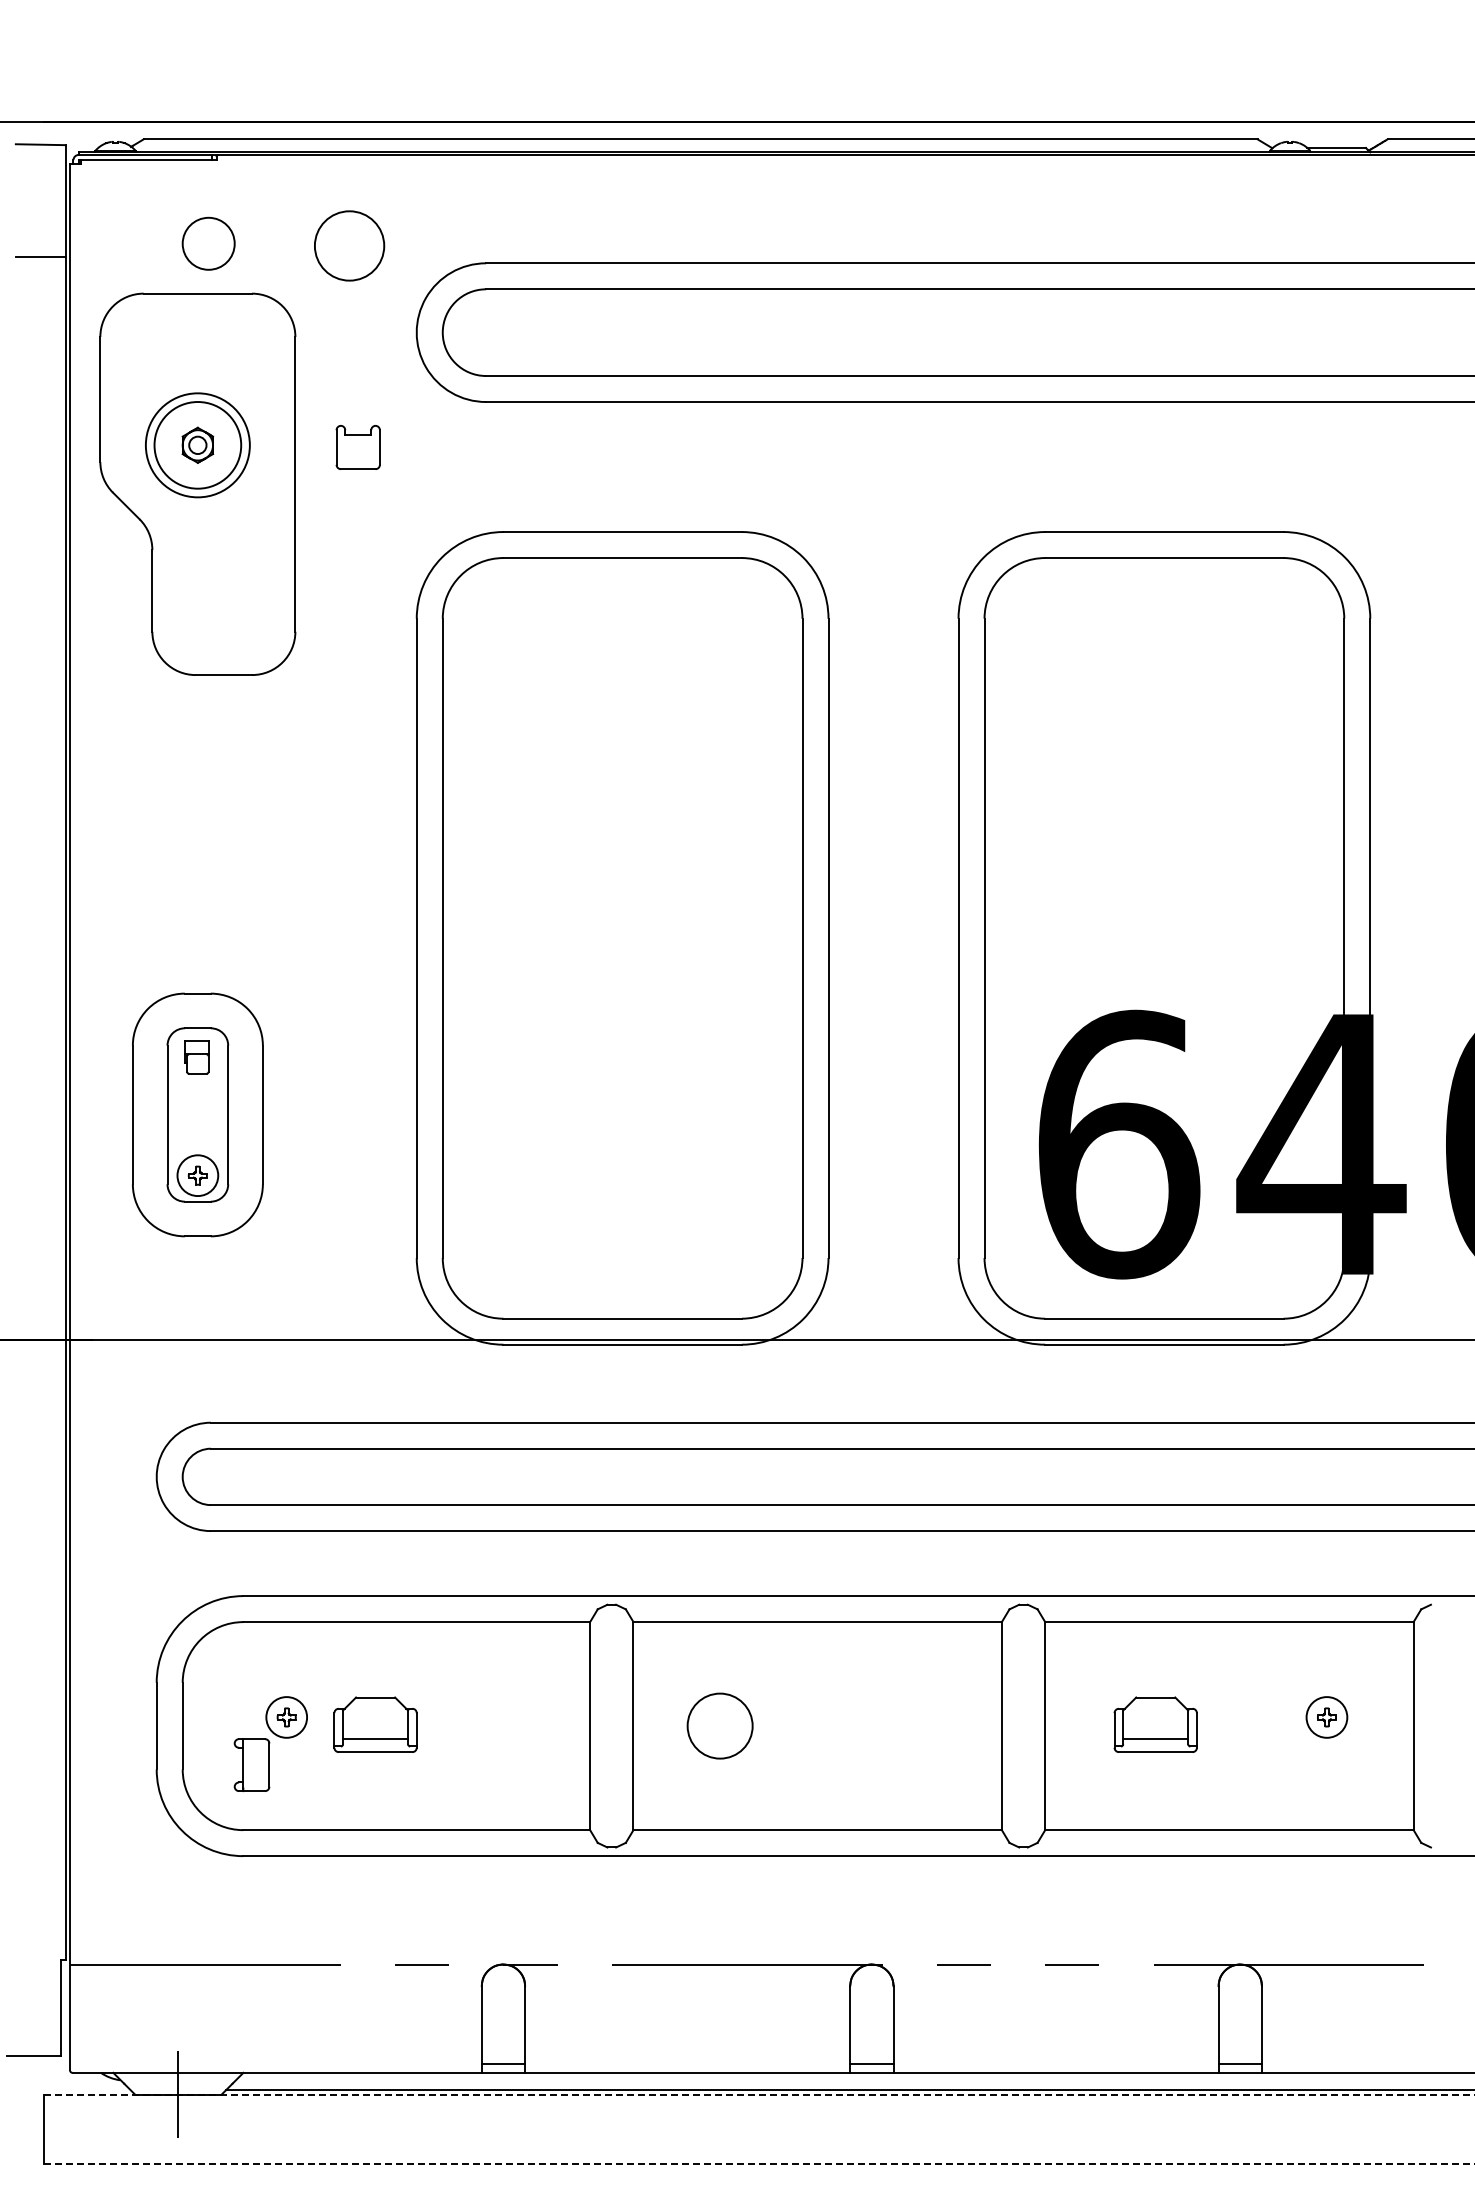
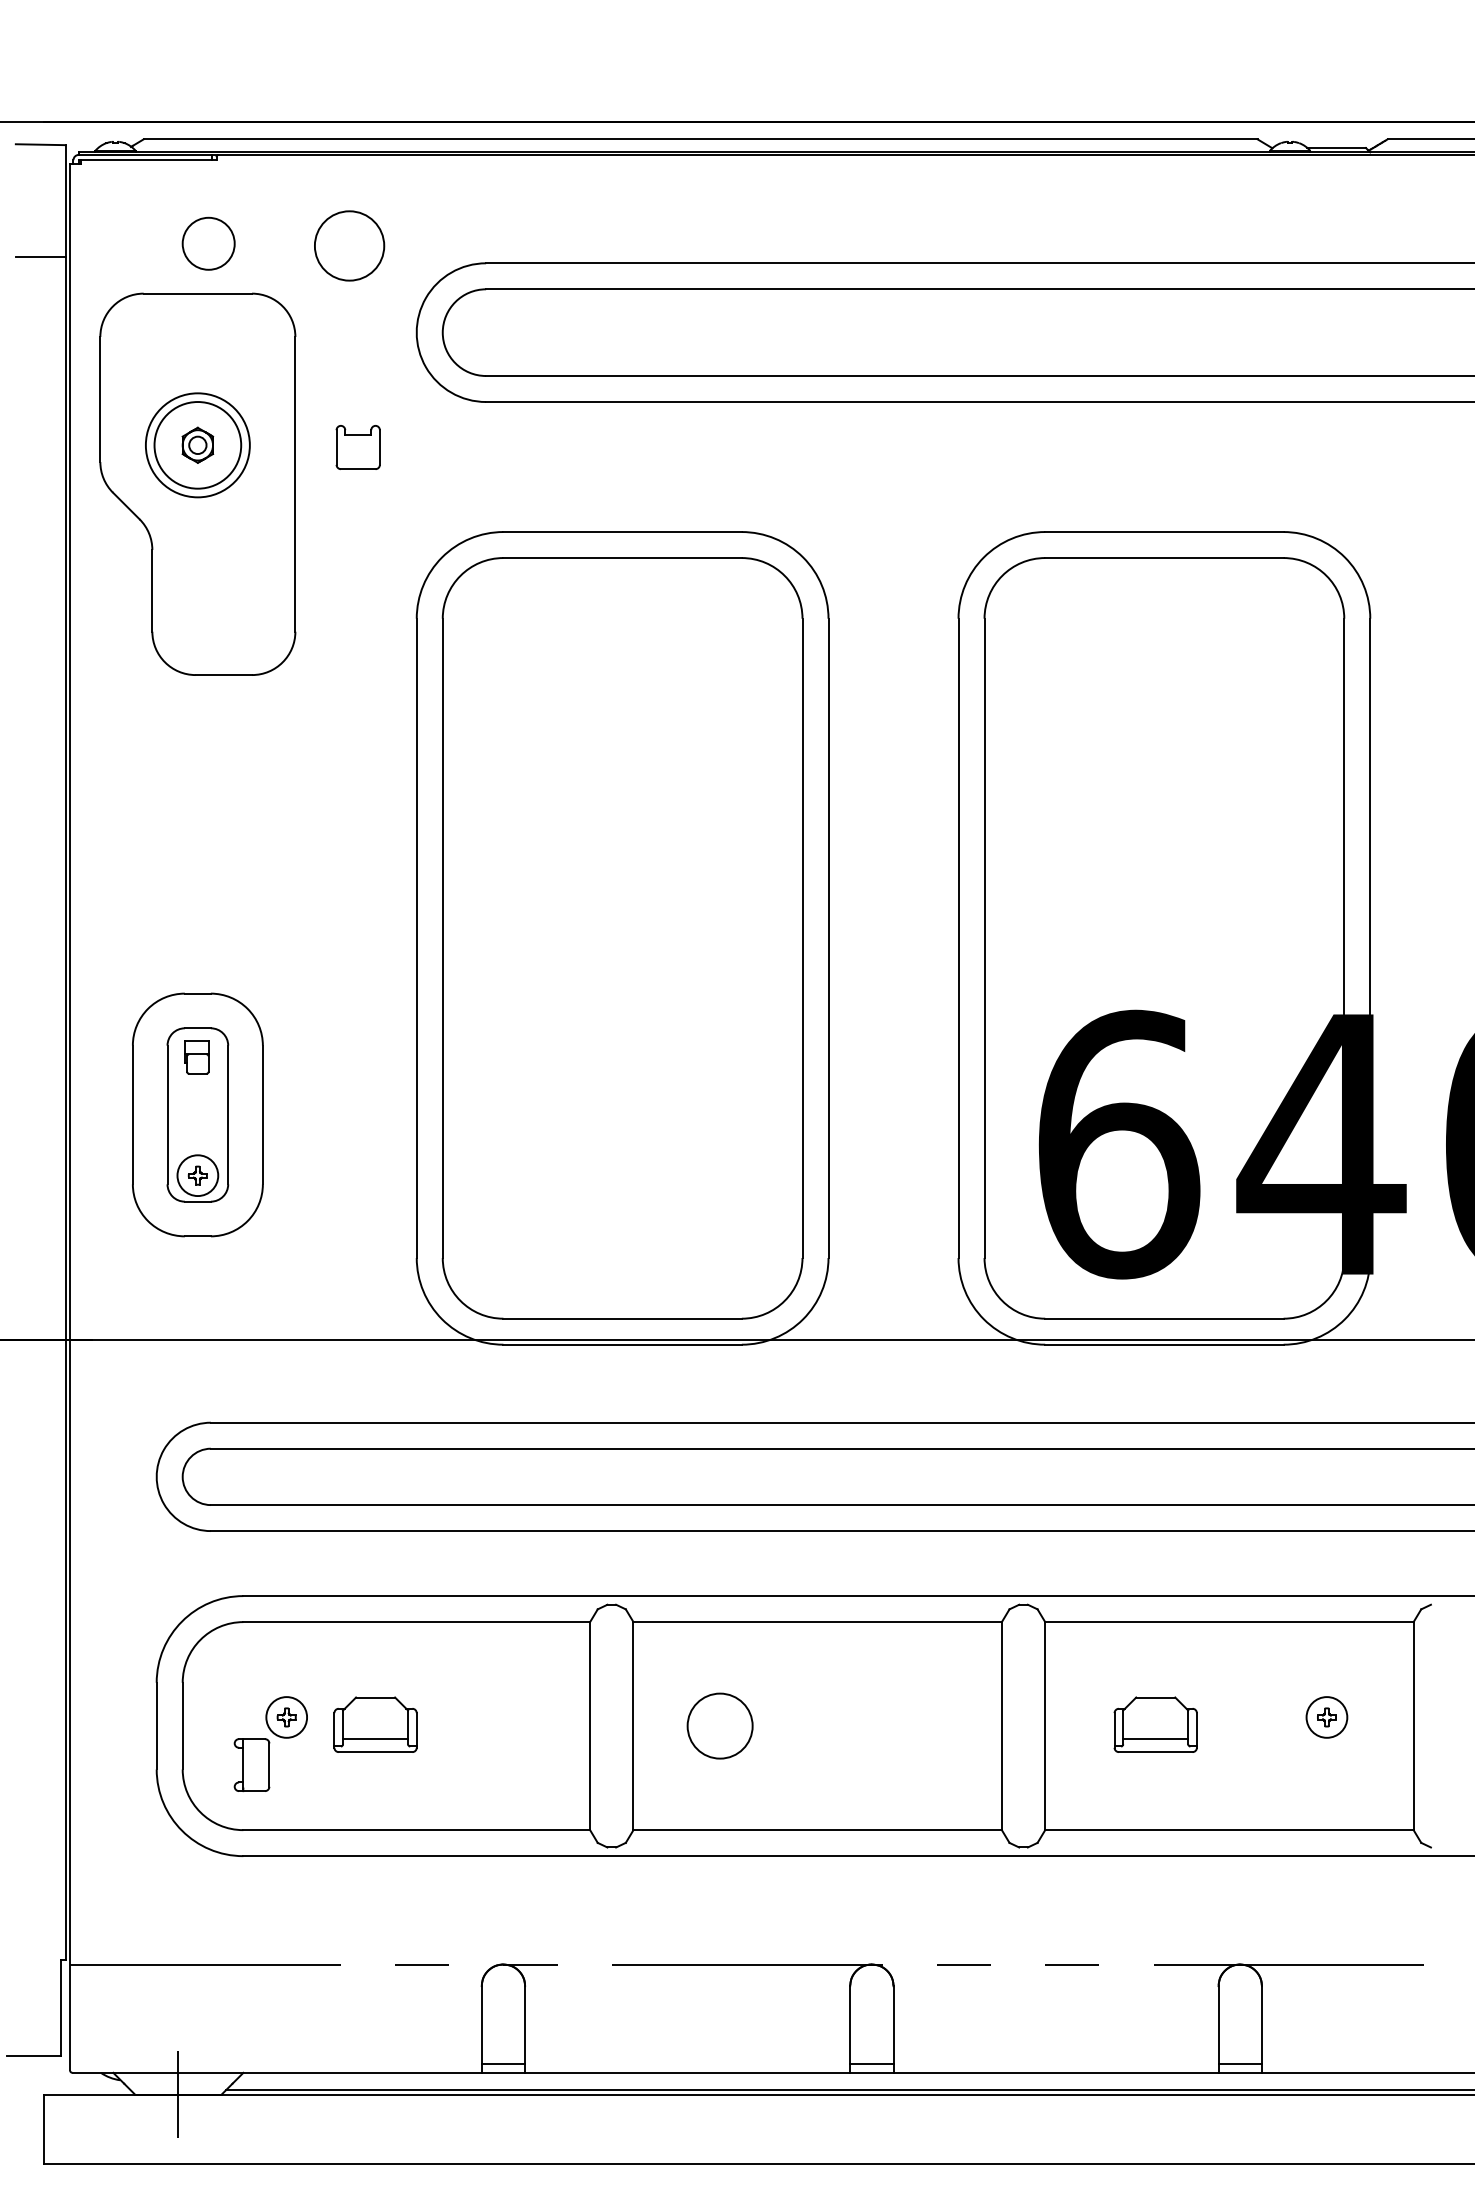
line: dashed -> solid (759, 2094)
line: dashed -> solid (759, 2163)
